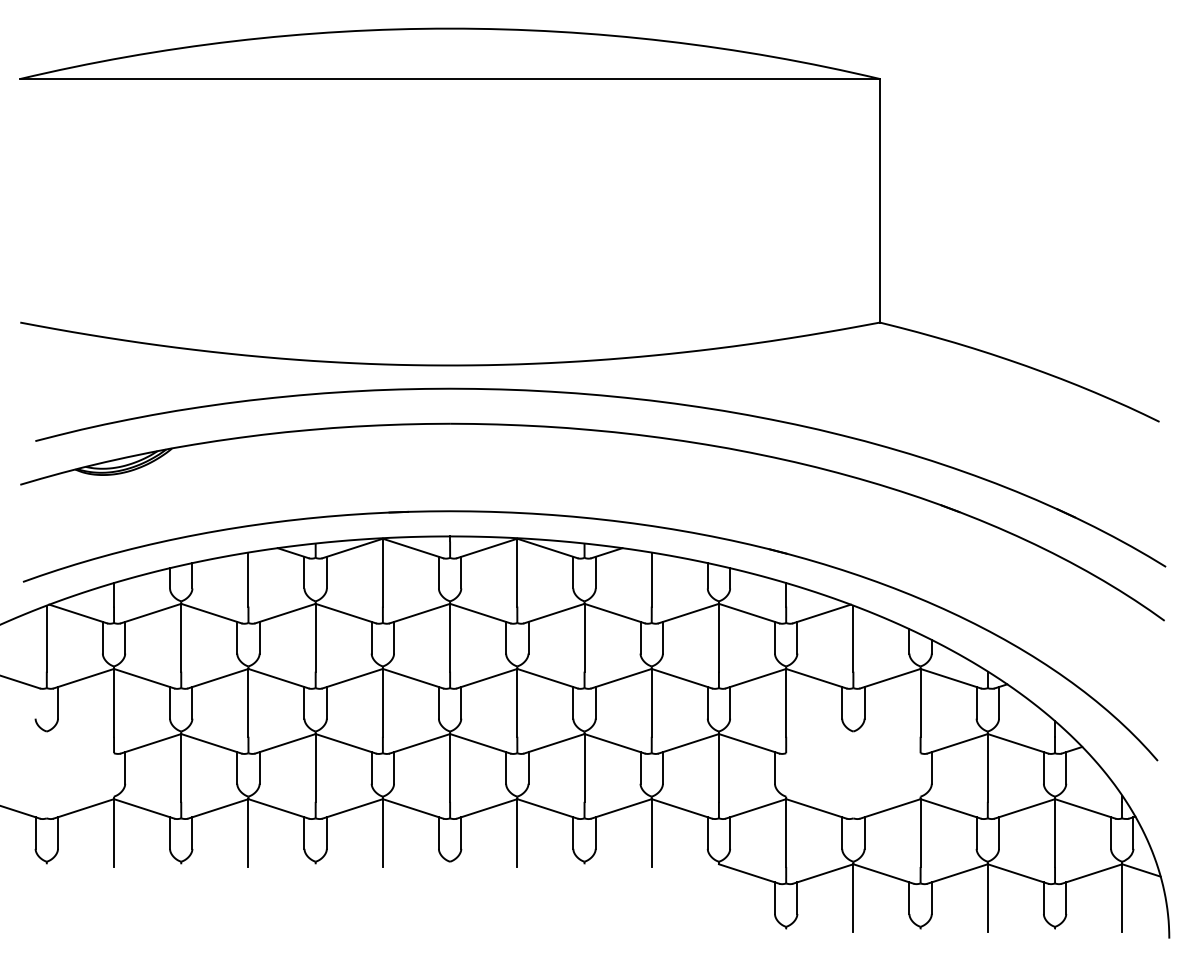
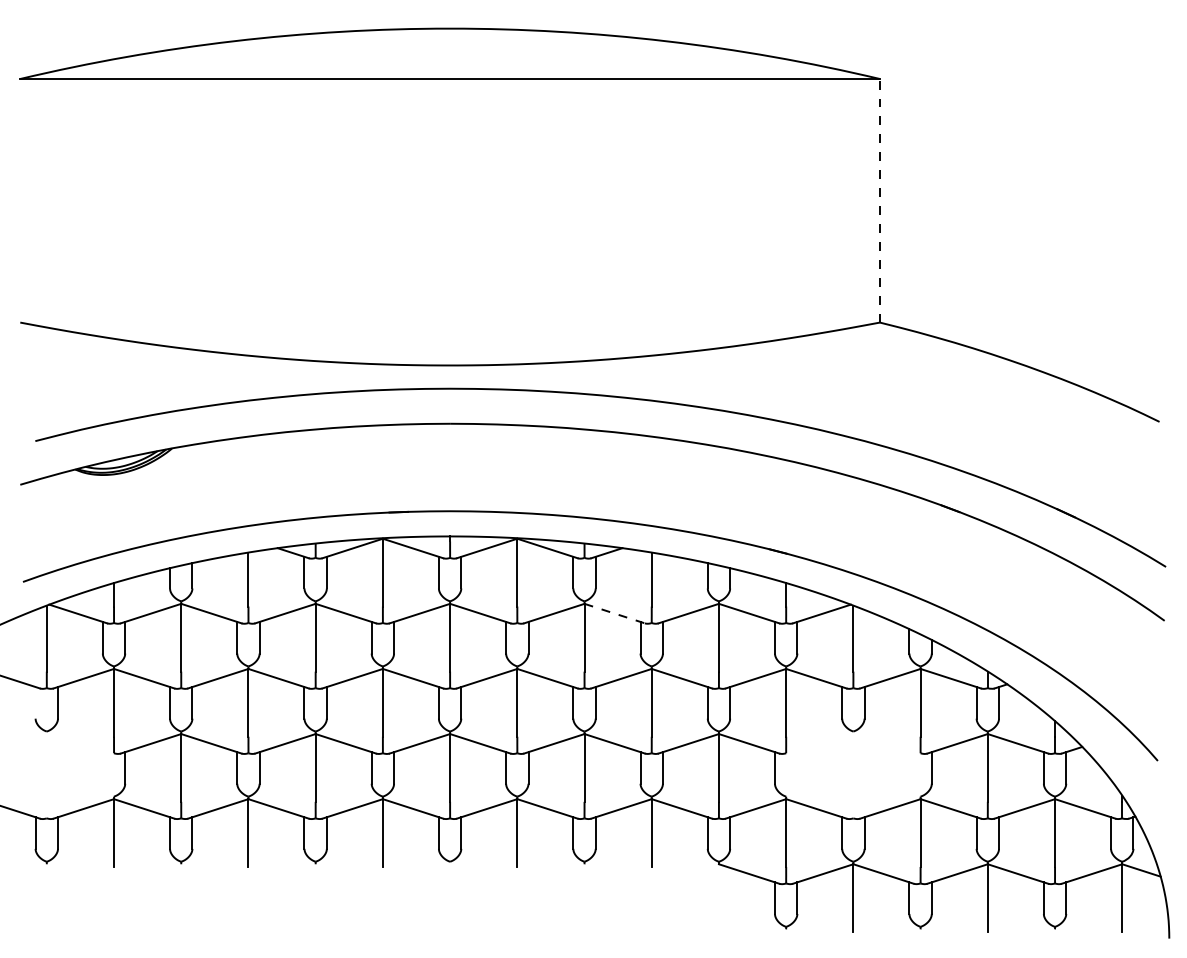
line: solid -> dashed (879, 200)
line: solid -> dashed (614, 613)
